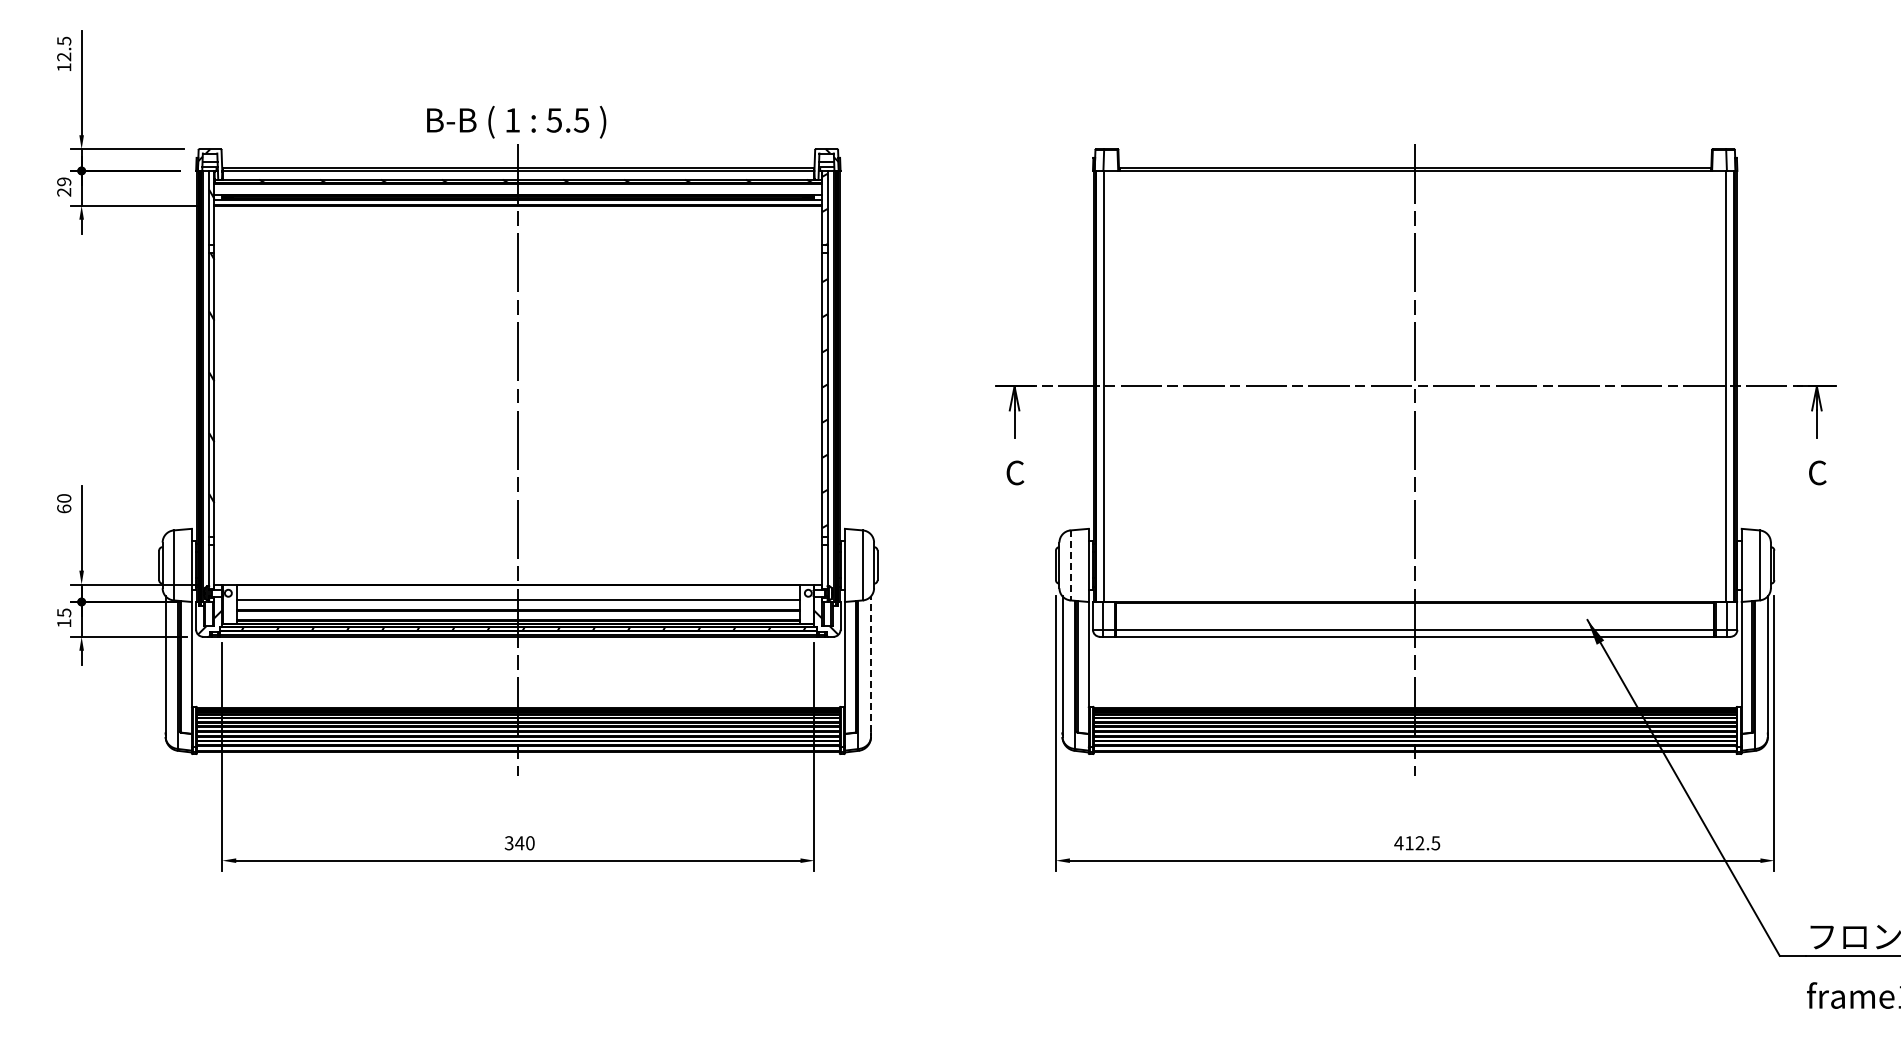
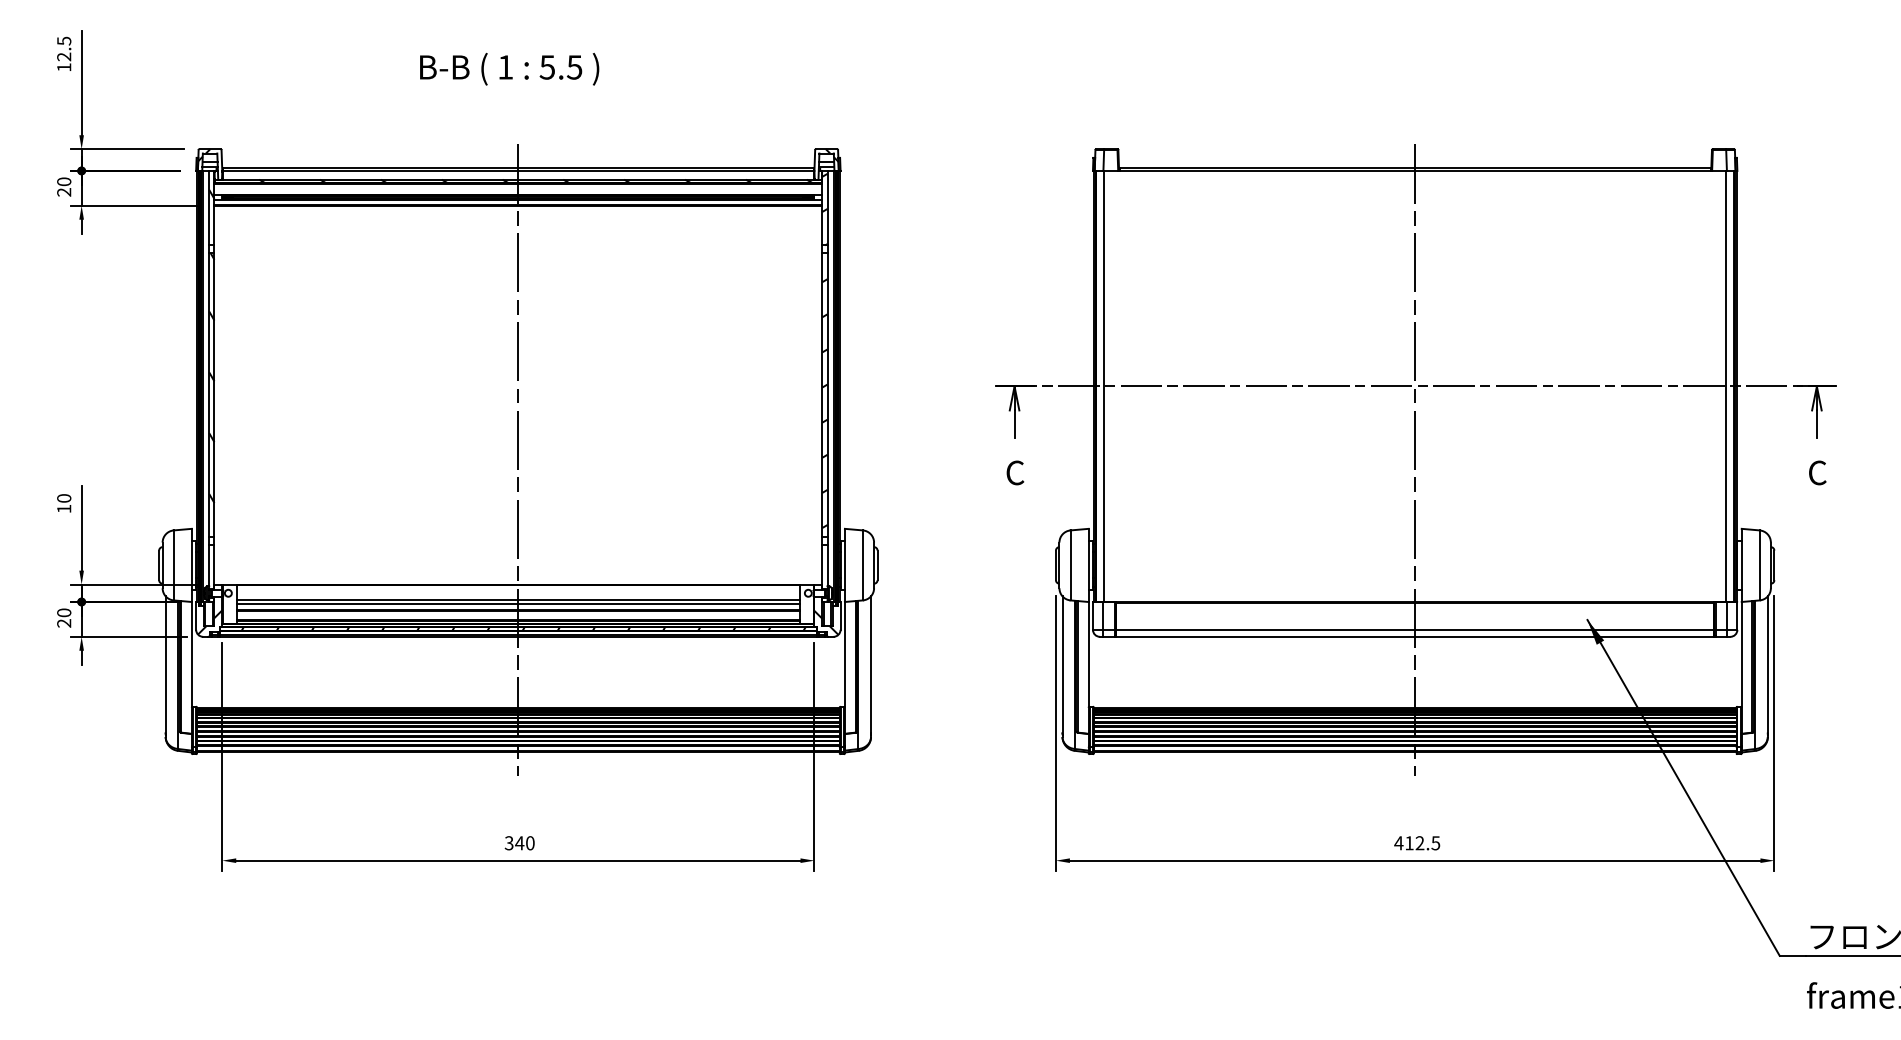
text position: (516, 121) -> (509, 68) (509, 68)
text: 29 -> 20 (64, 181)
text: 60 -> 10 (64, 508)
line: dashed -> solid (1070, 565)
line: none -> present (518, 603)
text: 15 -> 20 (64, 617)
line: dashed -> solid (871, 664)
